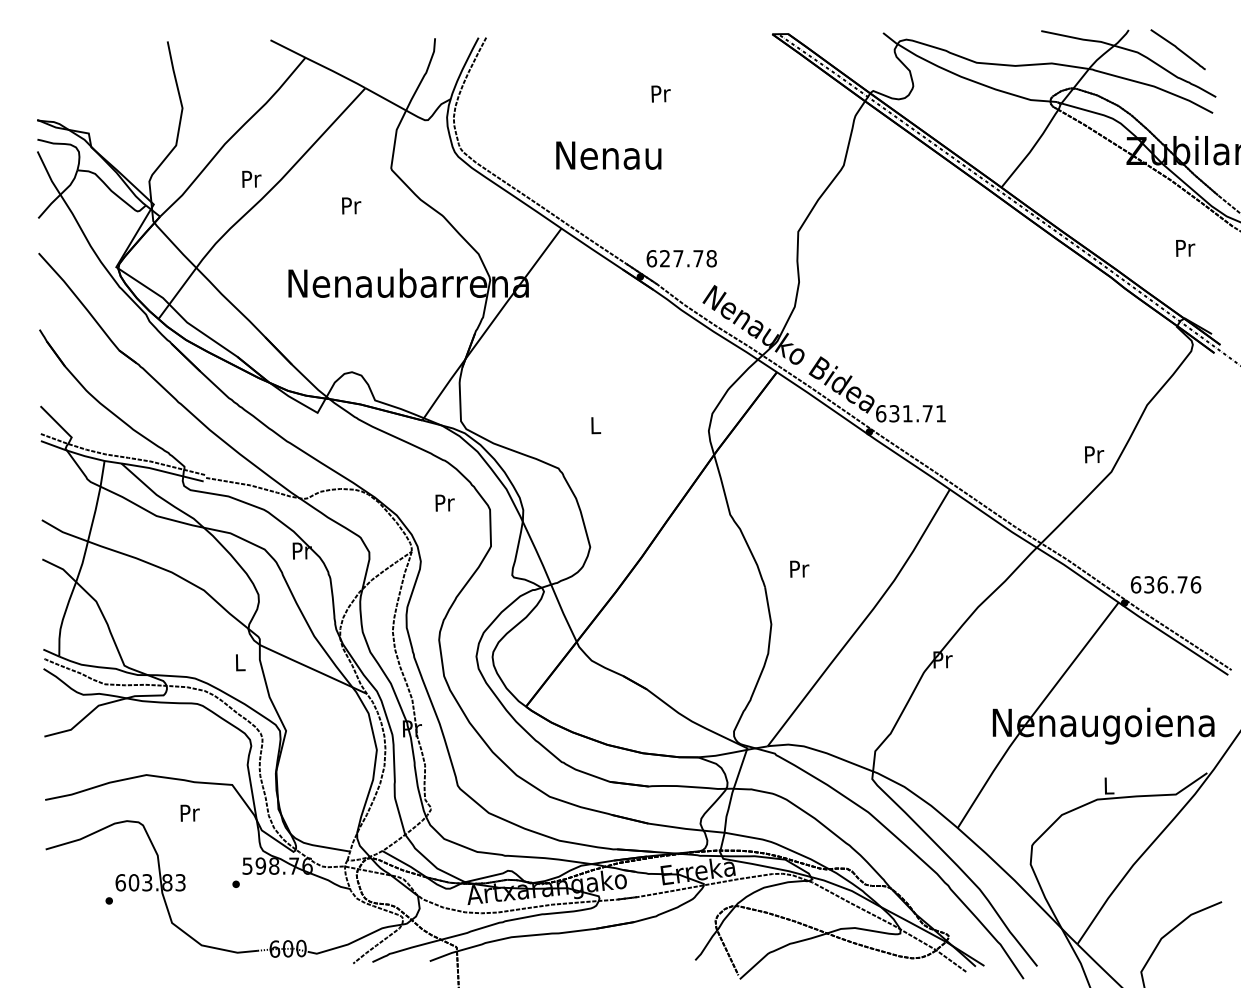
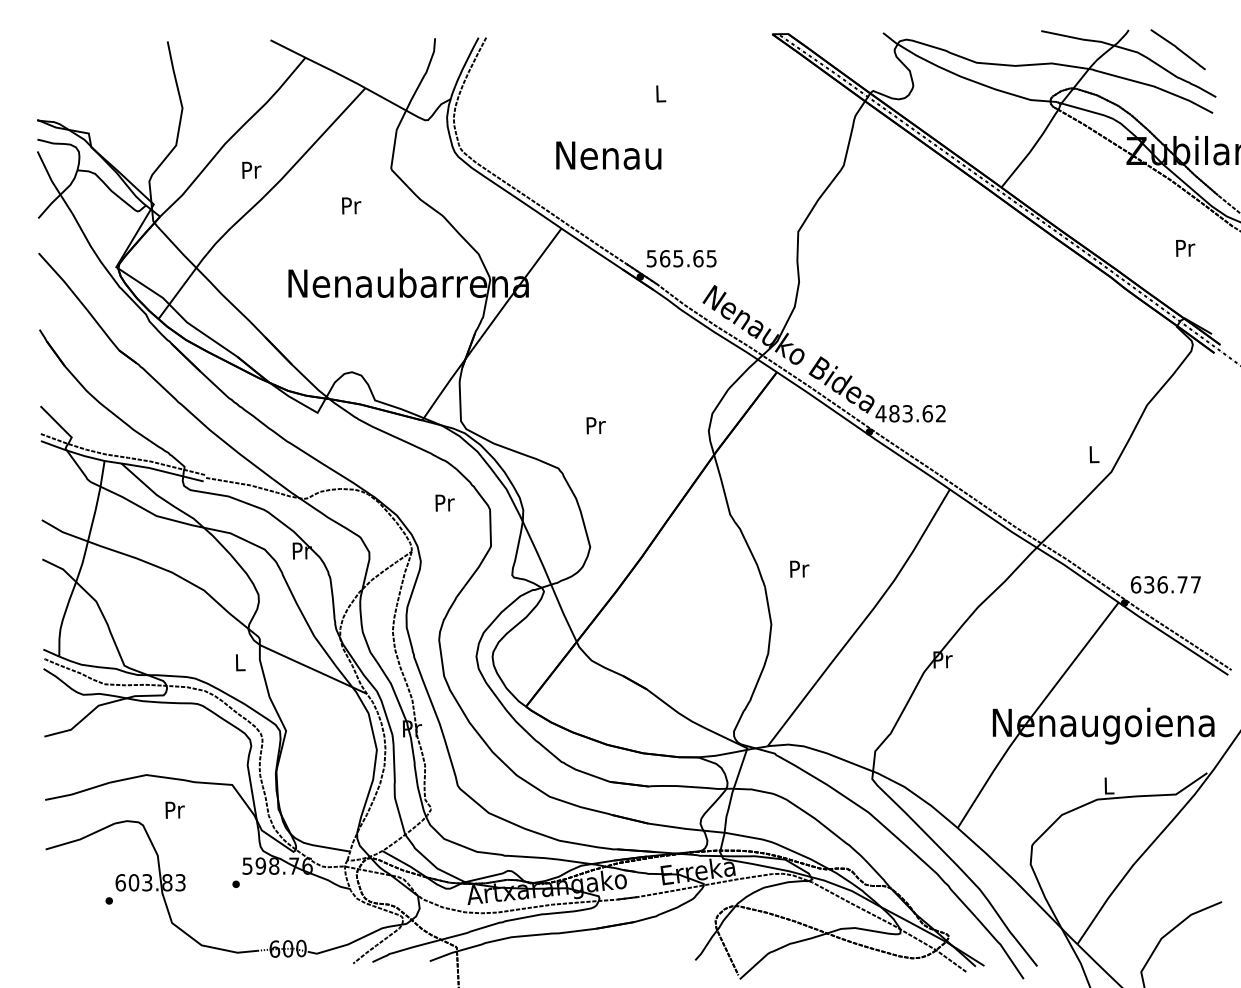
text: Pr -> L (660, 93)
text position: (251, 178) -> (251, 169) (251, 169)
text: 627.78 -> 565.65 (681, 258)
text: 631.71 -> 483.62 (910, 413)
text: L -> Pr (595, 425)
text: Pr -> L (1094, 454)
text: 636.76 -> 636.77 (1195, 584)
text position: (189, 812) -> (174, 809) (174, 809)
